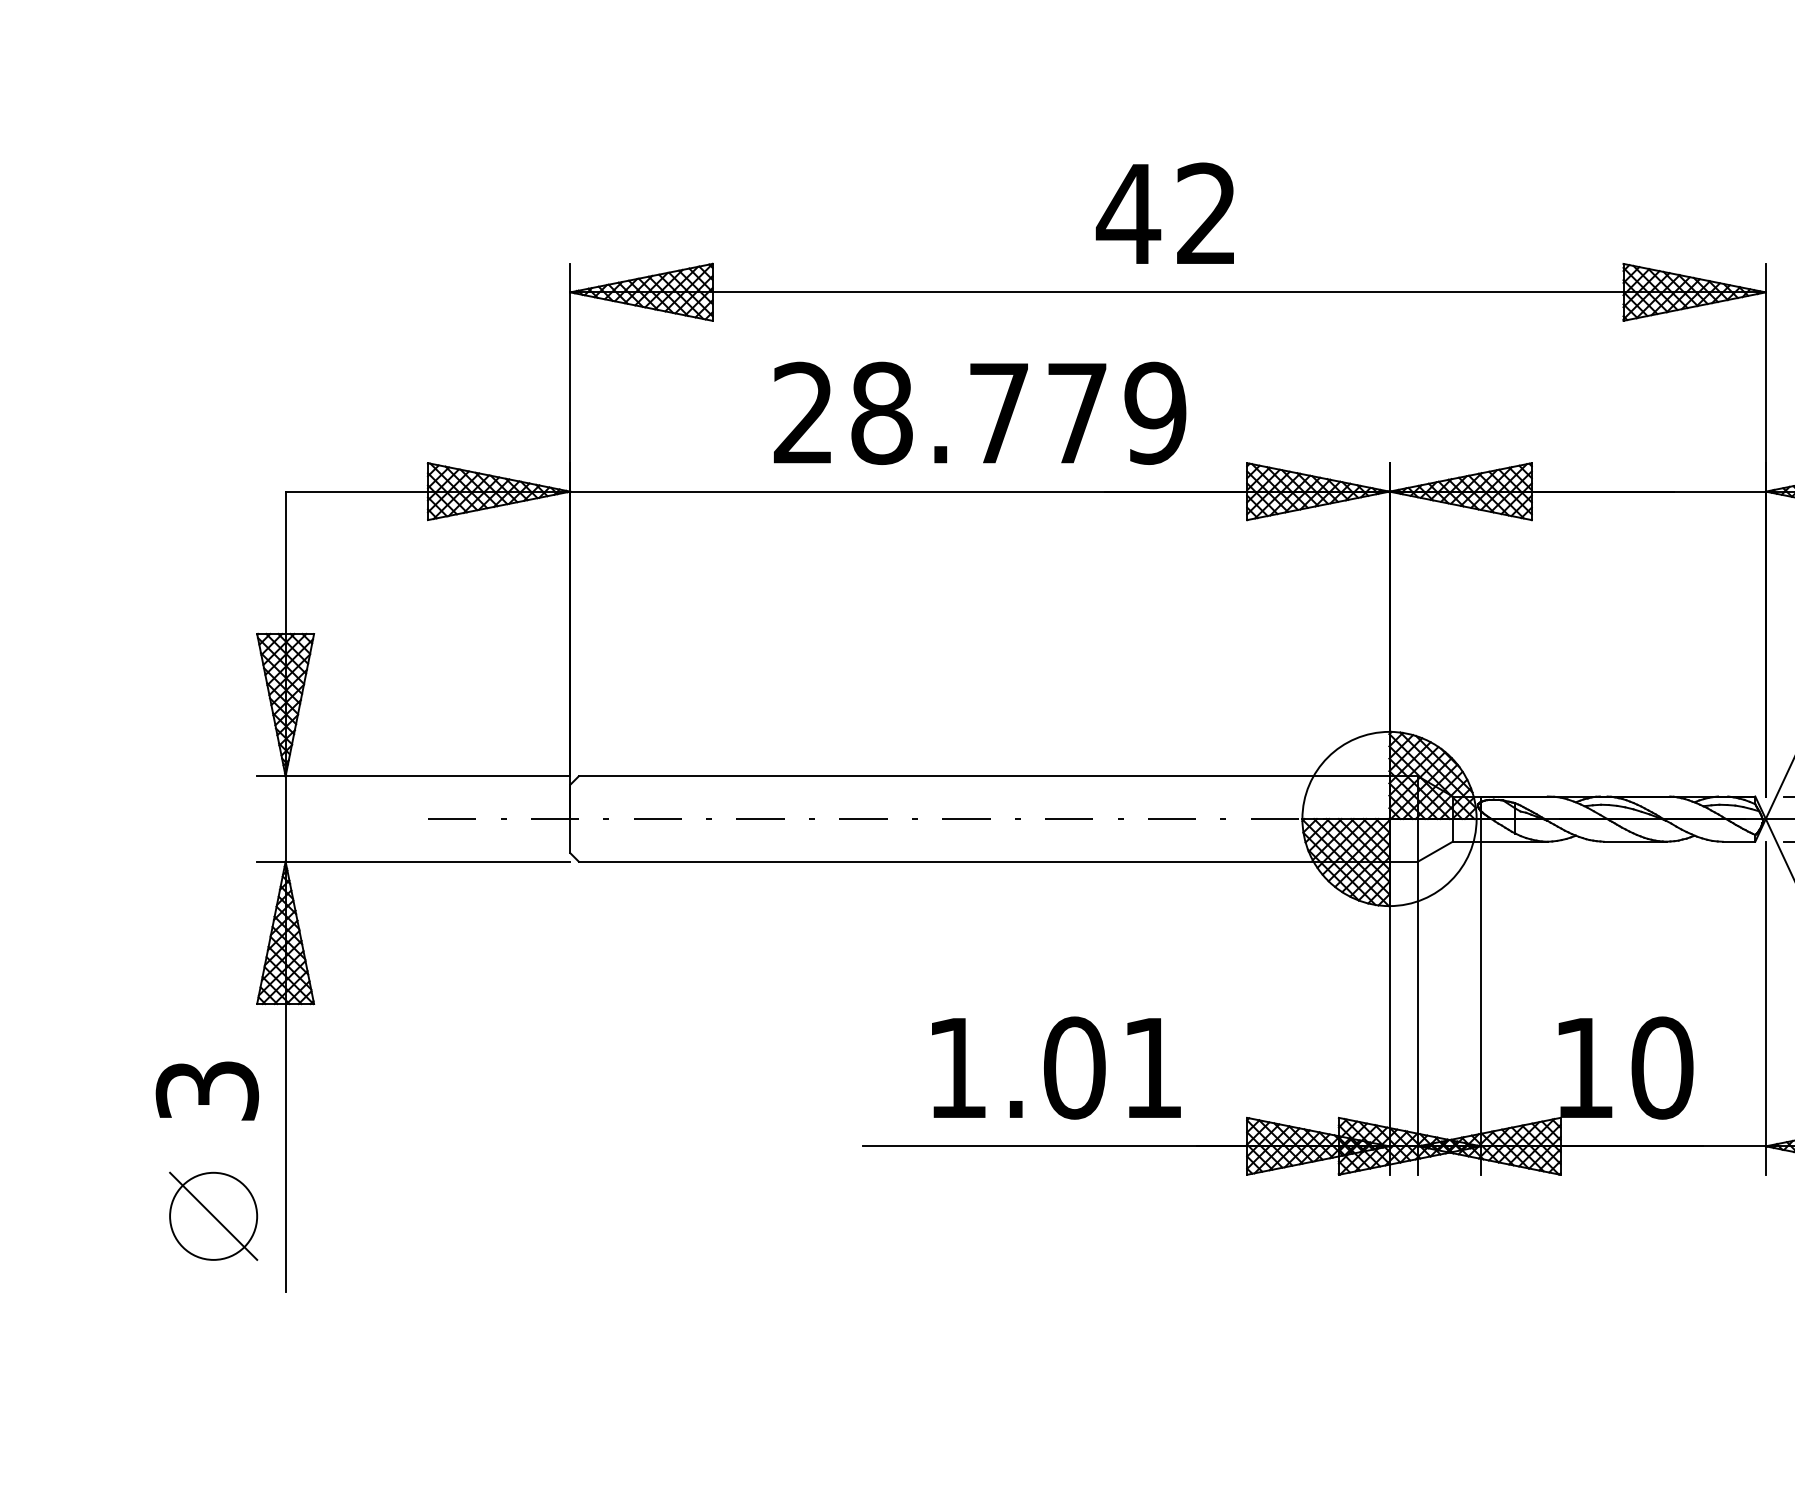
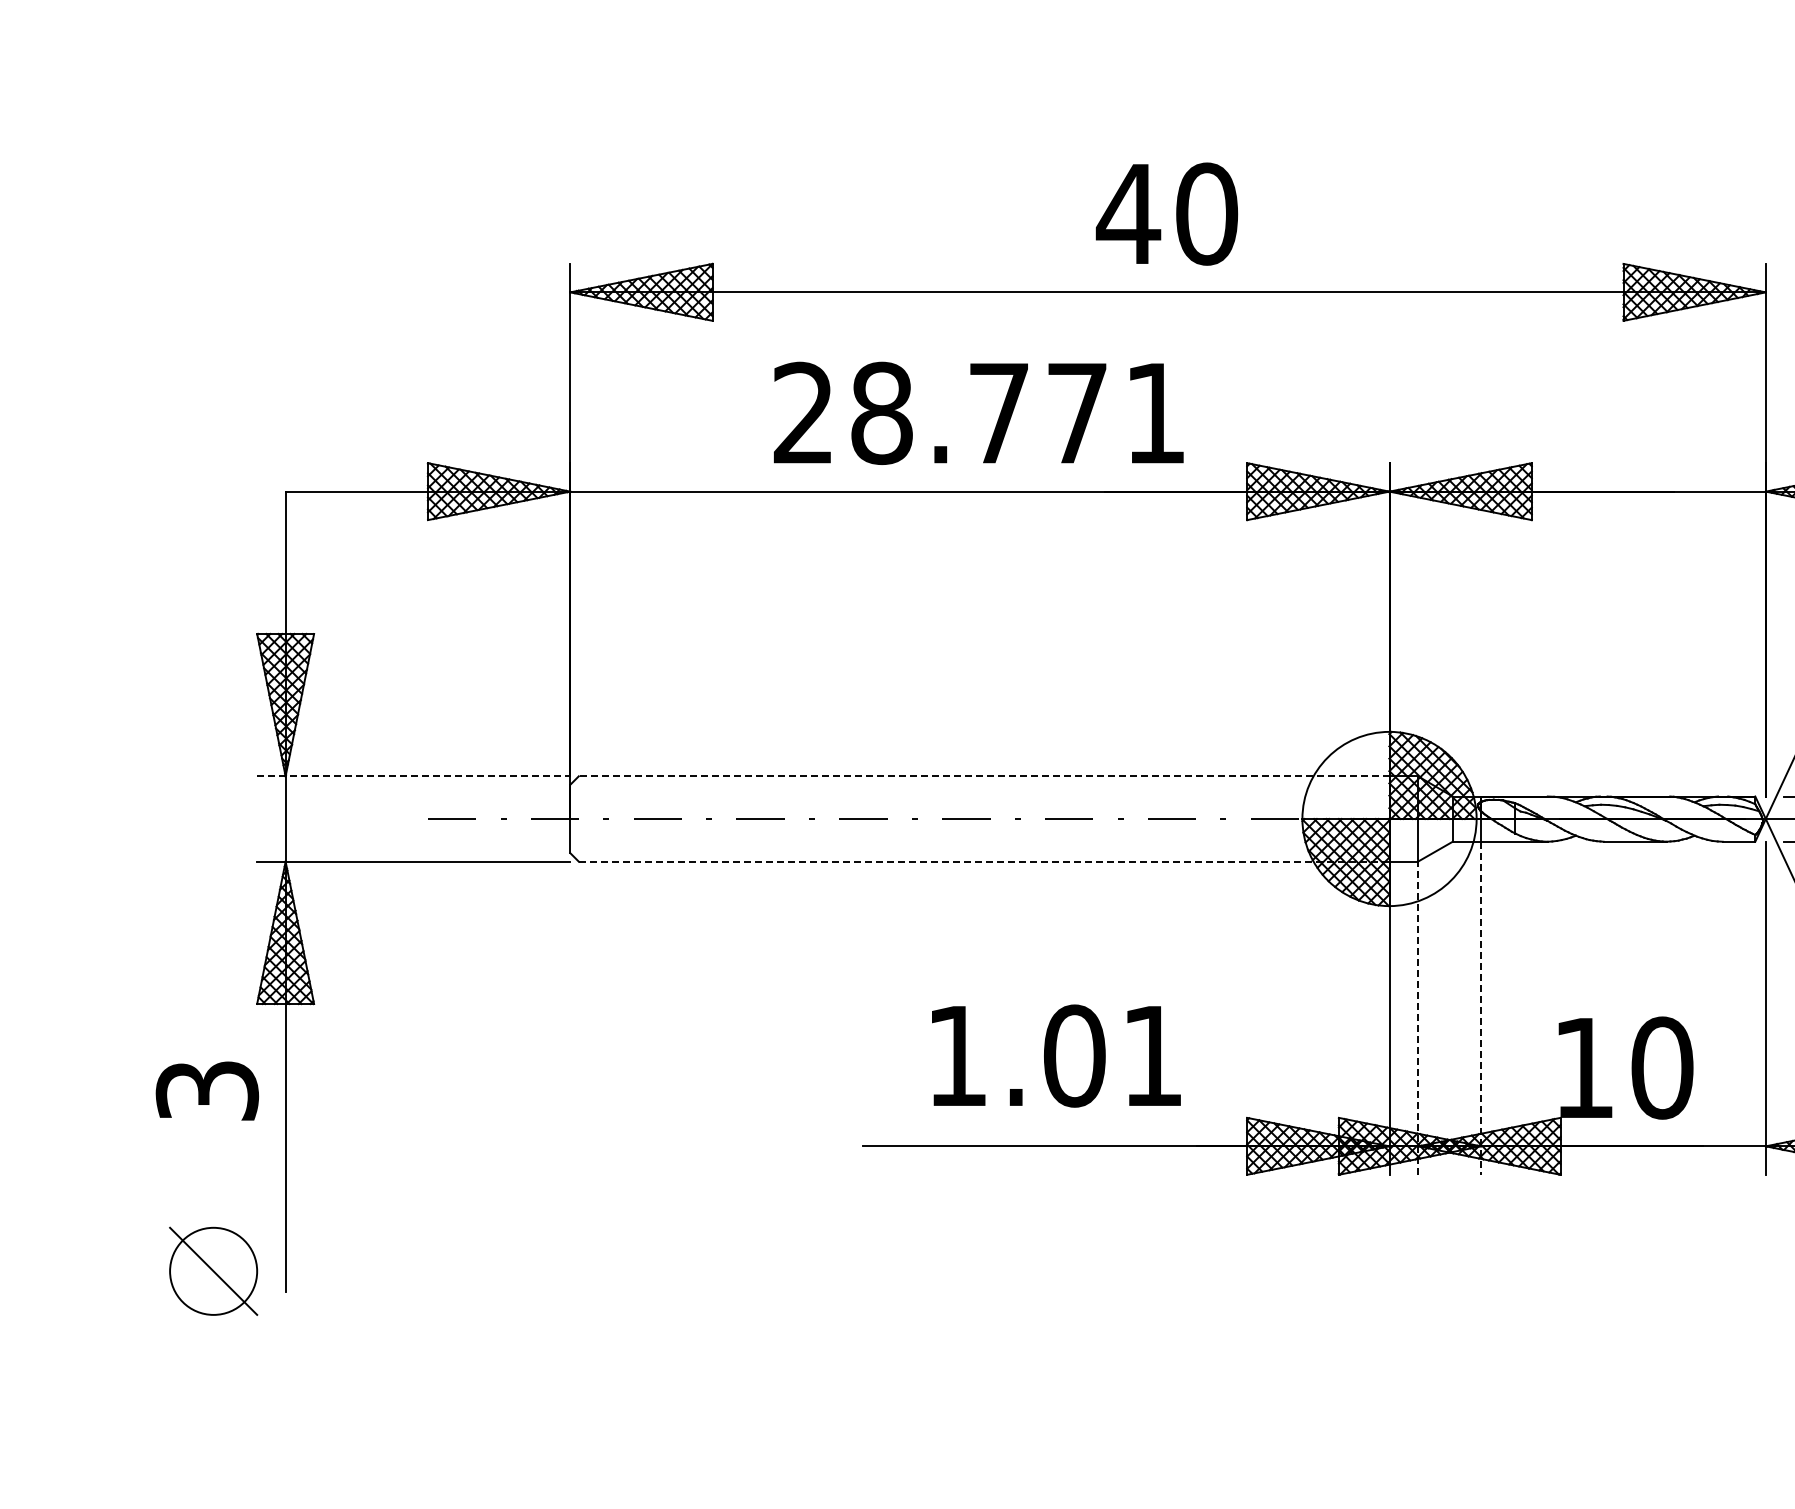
text: 42 -> 40 (1207, 213)
text: 28.779 -> 28.771 (1155, 412)
line: solid -> dashed (413, 776)
line: solid -> dashed (983, 776)
line: solid -> dashed (984, 861)
line: solid -> dashed (1481, 1008)
line: solid -> dashed (1418, 1018)
text position: (1056, 1067) -> (1056, 1055) (1056, 1055)
part position: (213, 1215) -> (213, 1270) (213, 1270)
